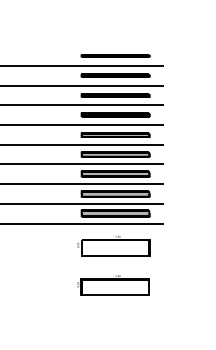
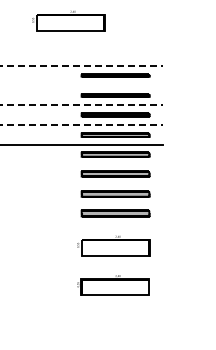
part: none -> present (68, 21)
line: present -> none (115, 55)
line: solid -> dashed (81, 65)
line: present -> none (82, 85)
line: solid -> dashed (81, 105)
line: solid -> dashed (81, 124)
line: present -> none (82, 164)
line: present -> none (82, 184)
line: present -> none (82, 203)
line: present -> none (82, 223)
